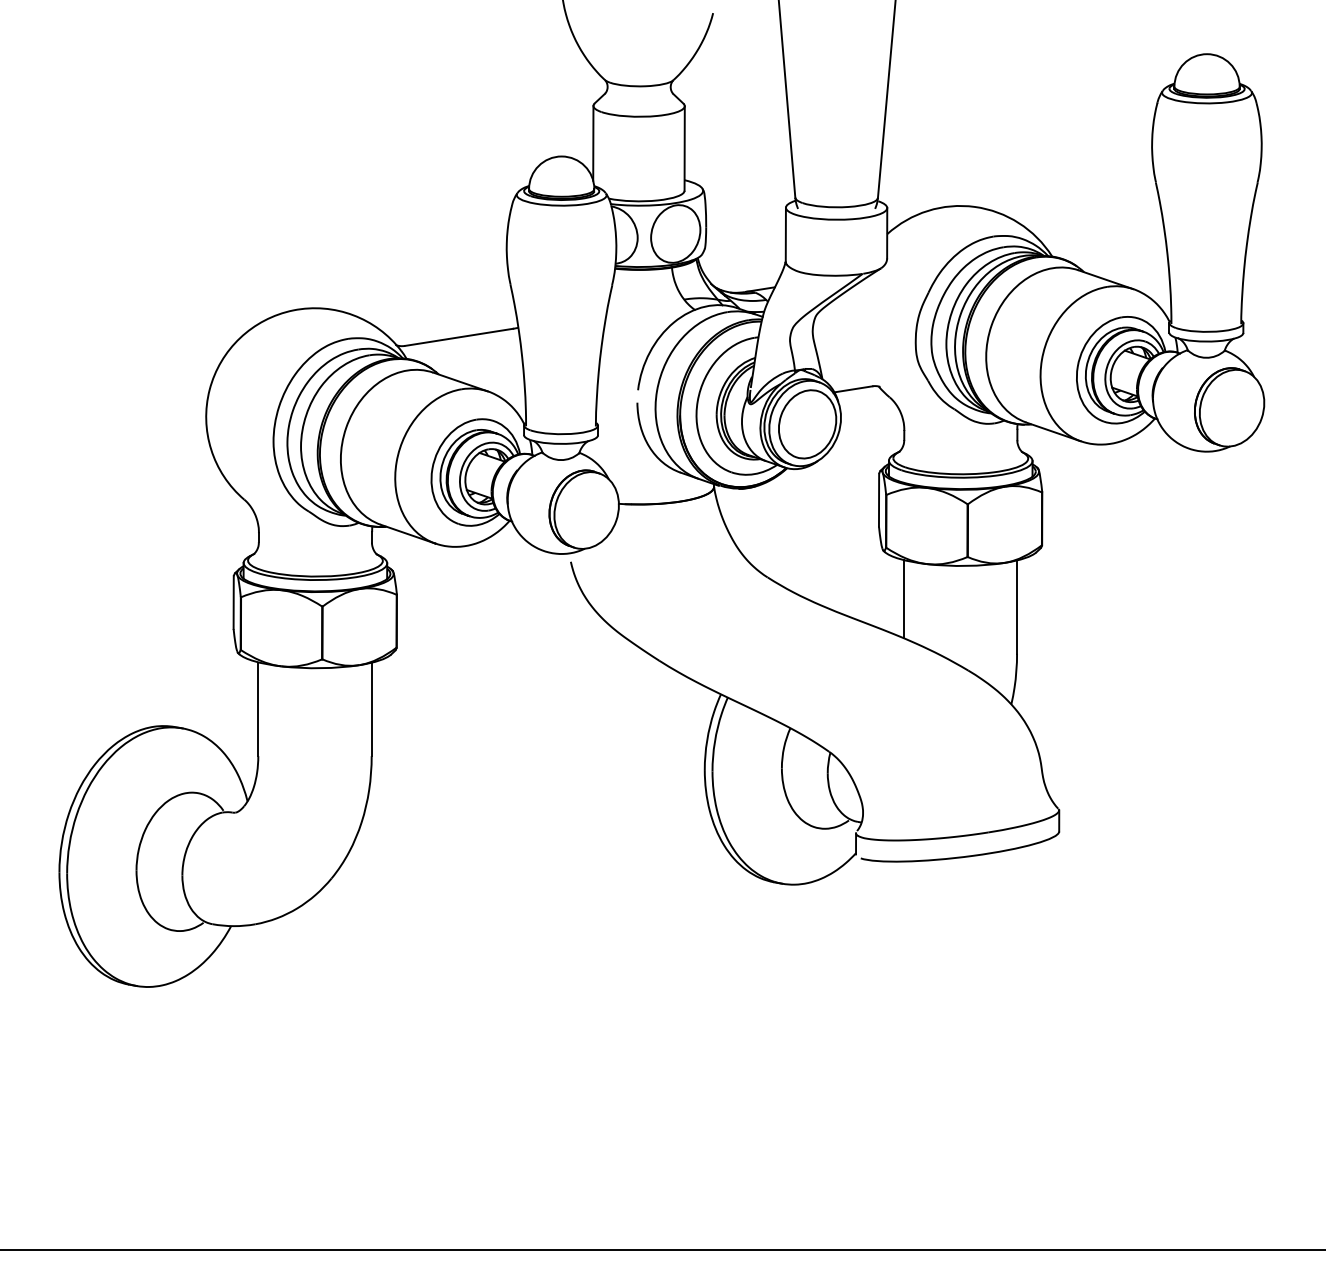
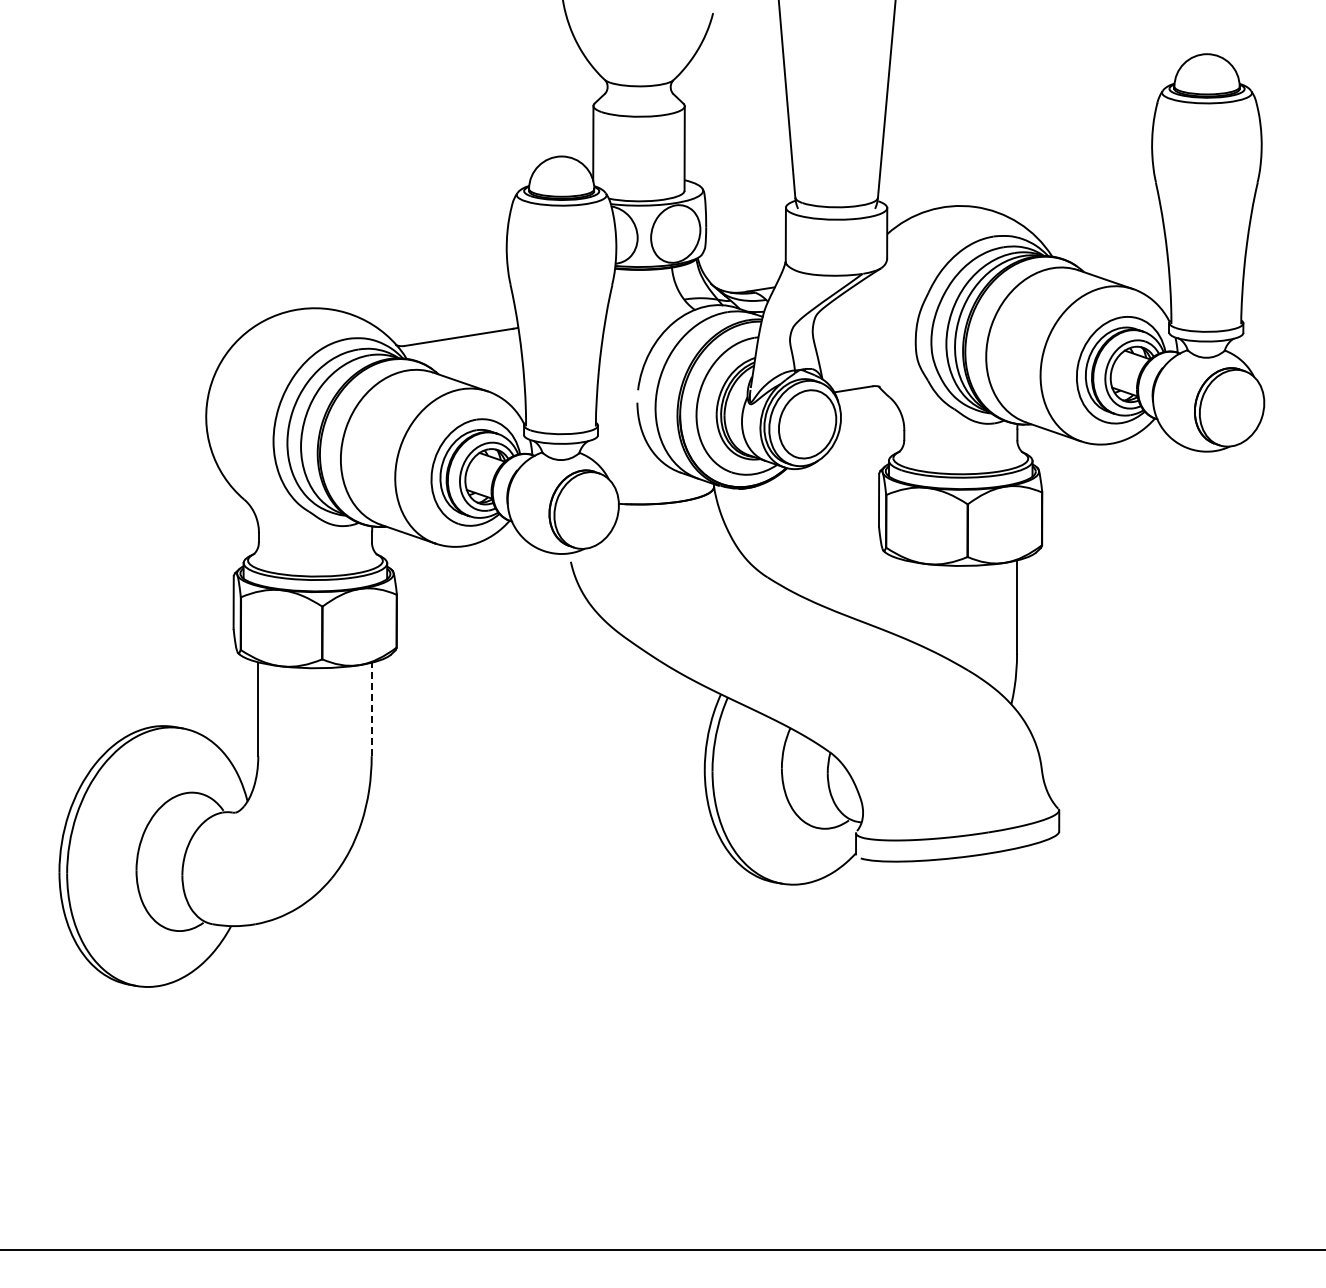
line: present -> none (903, 599)
line: solid -> dashed (371, 709)
